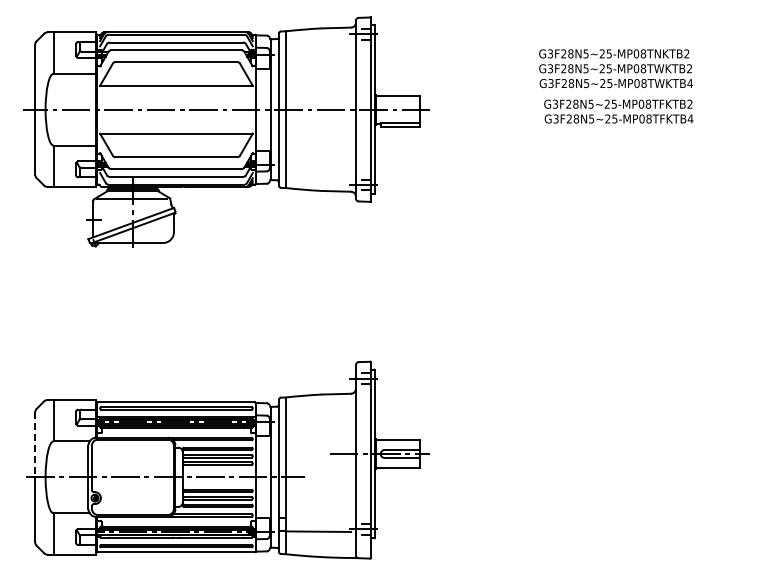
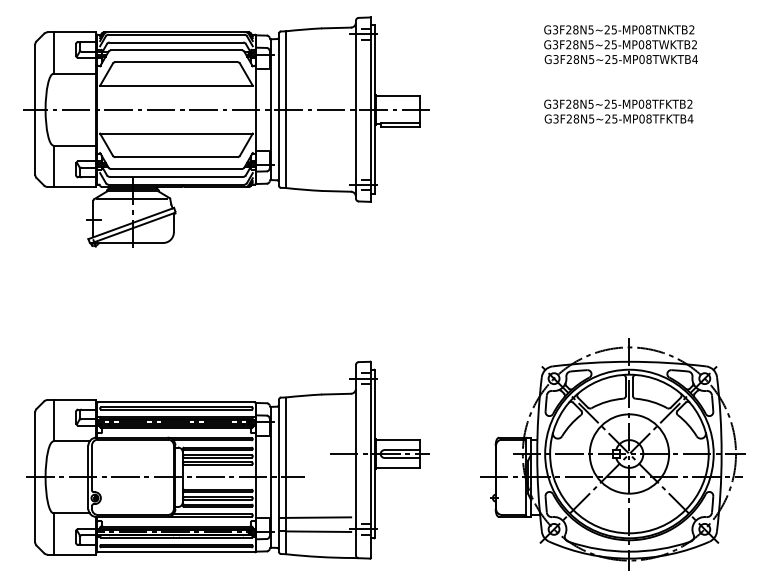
text position: (615, 68) -> (620, 44) (620, 44)
line: dashed -> solid (35, 445)
part: none -> present (612, 454)
line: none -> present (319, 517)
